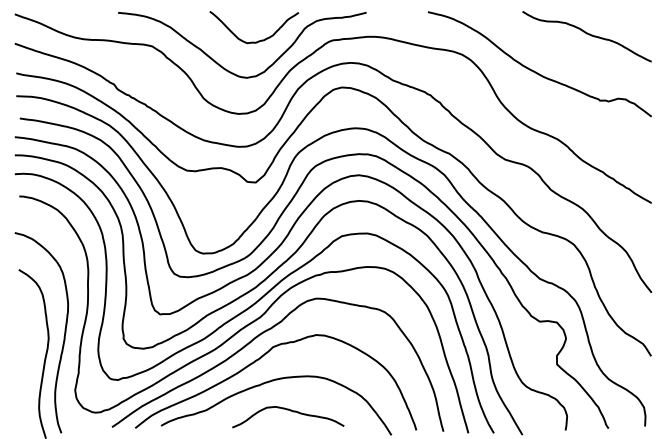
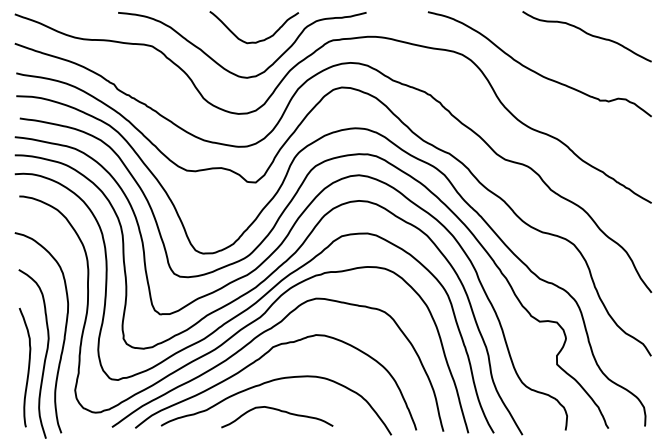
curve: none -> present (27, 369)
curve position: (290, 411) -> (279, 411) (279, 411)
